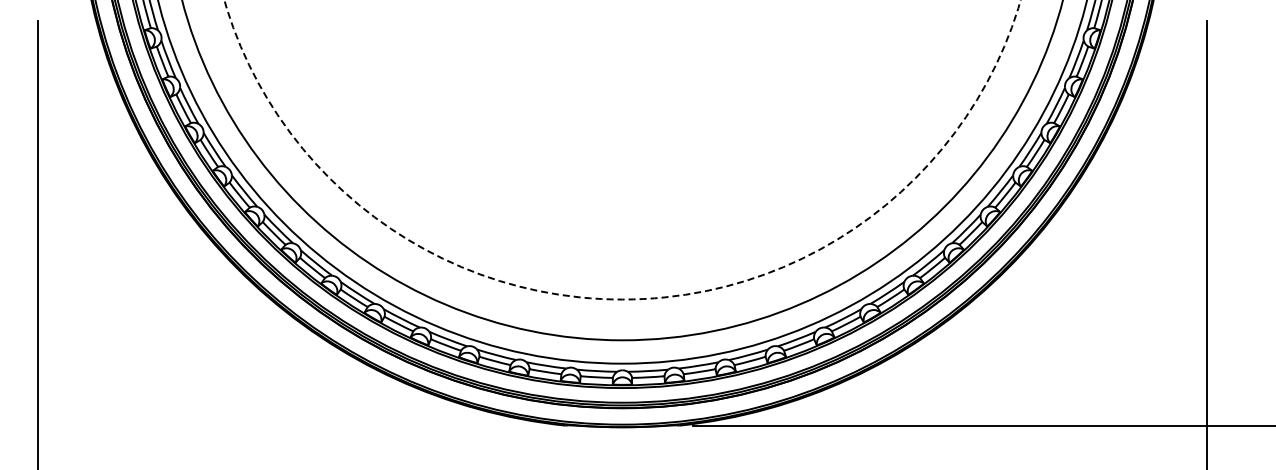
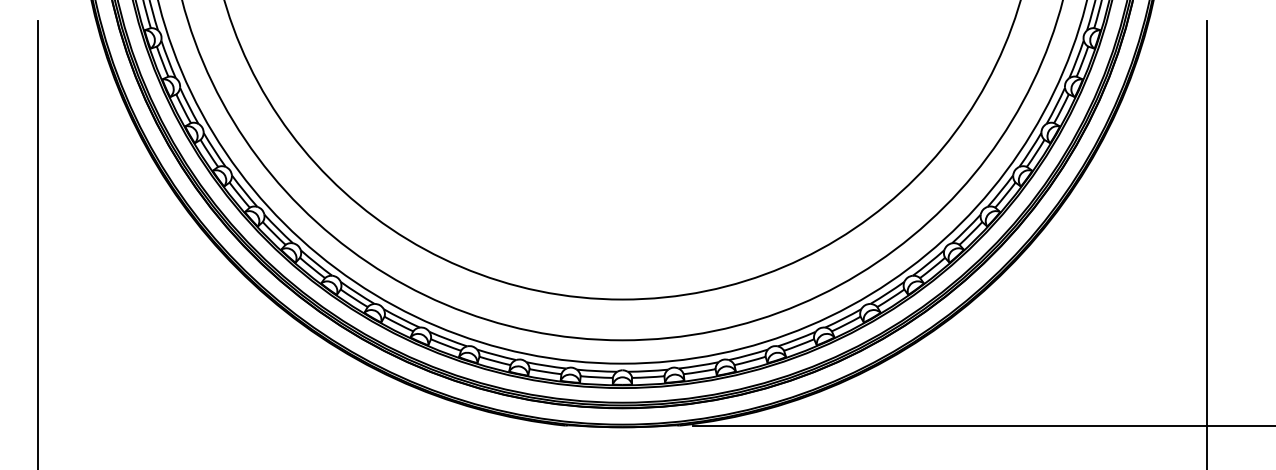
circle: dashed -> solid (622, 149)
